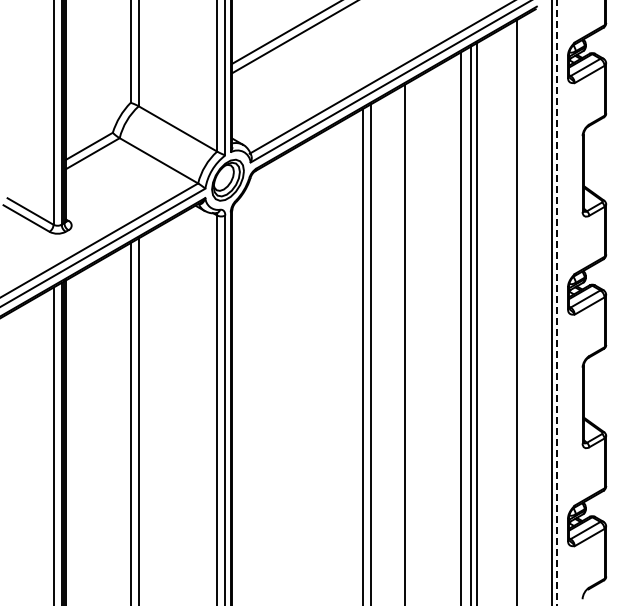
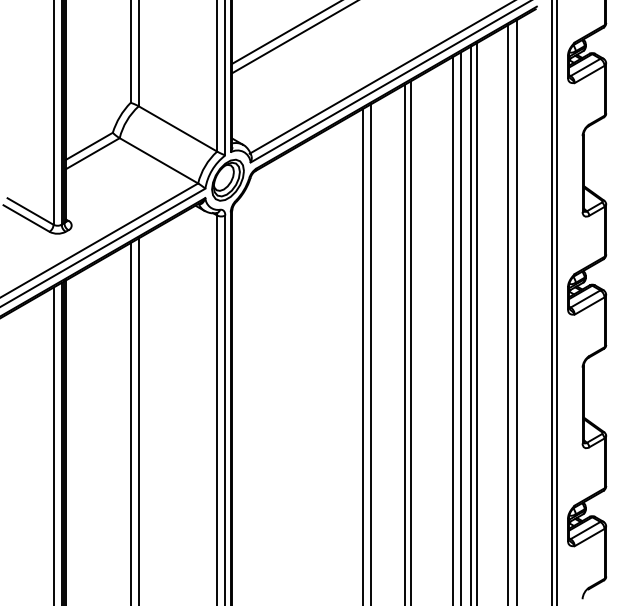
line: dashed -> solid (557, 303)
line: none -> present (508, 313)
line: none -> present (452, 329)
line: none -> present (410, 341)
